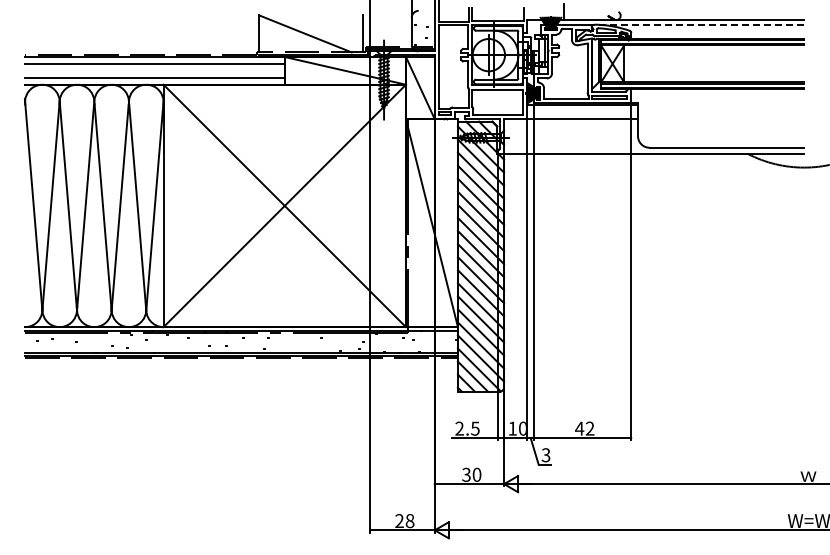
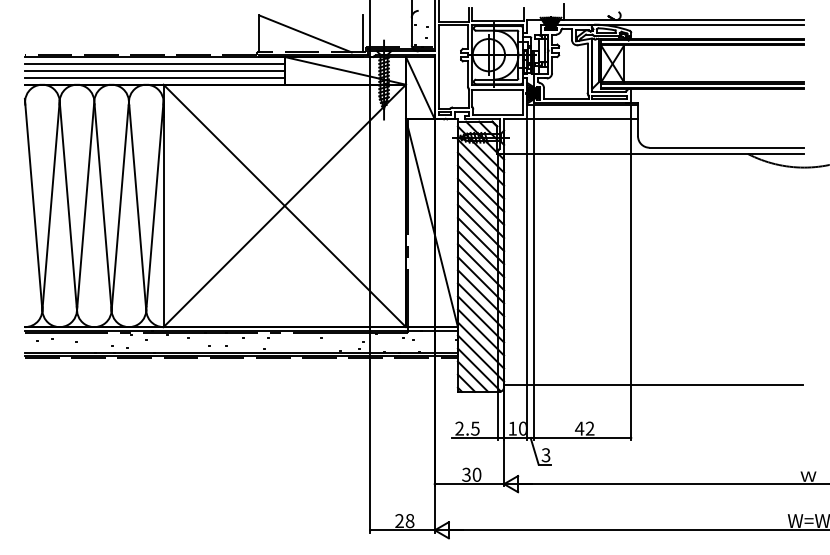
line: dashed -> solid (696, 24)
line: none -> present (154, 70)
line: none -> present (653, 384)
